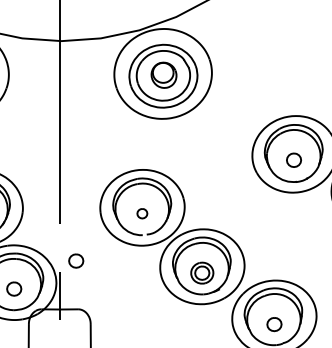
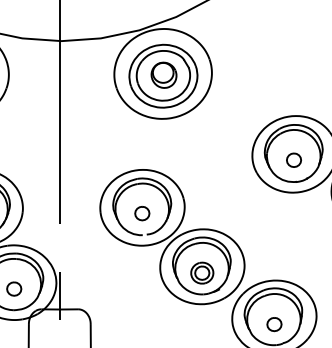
part size: 13x12 px -> 17x16 px (142, 213)
part: present -> none (76, 260)
